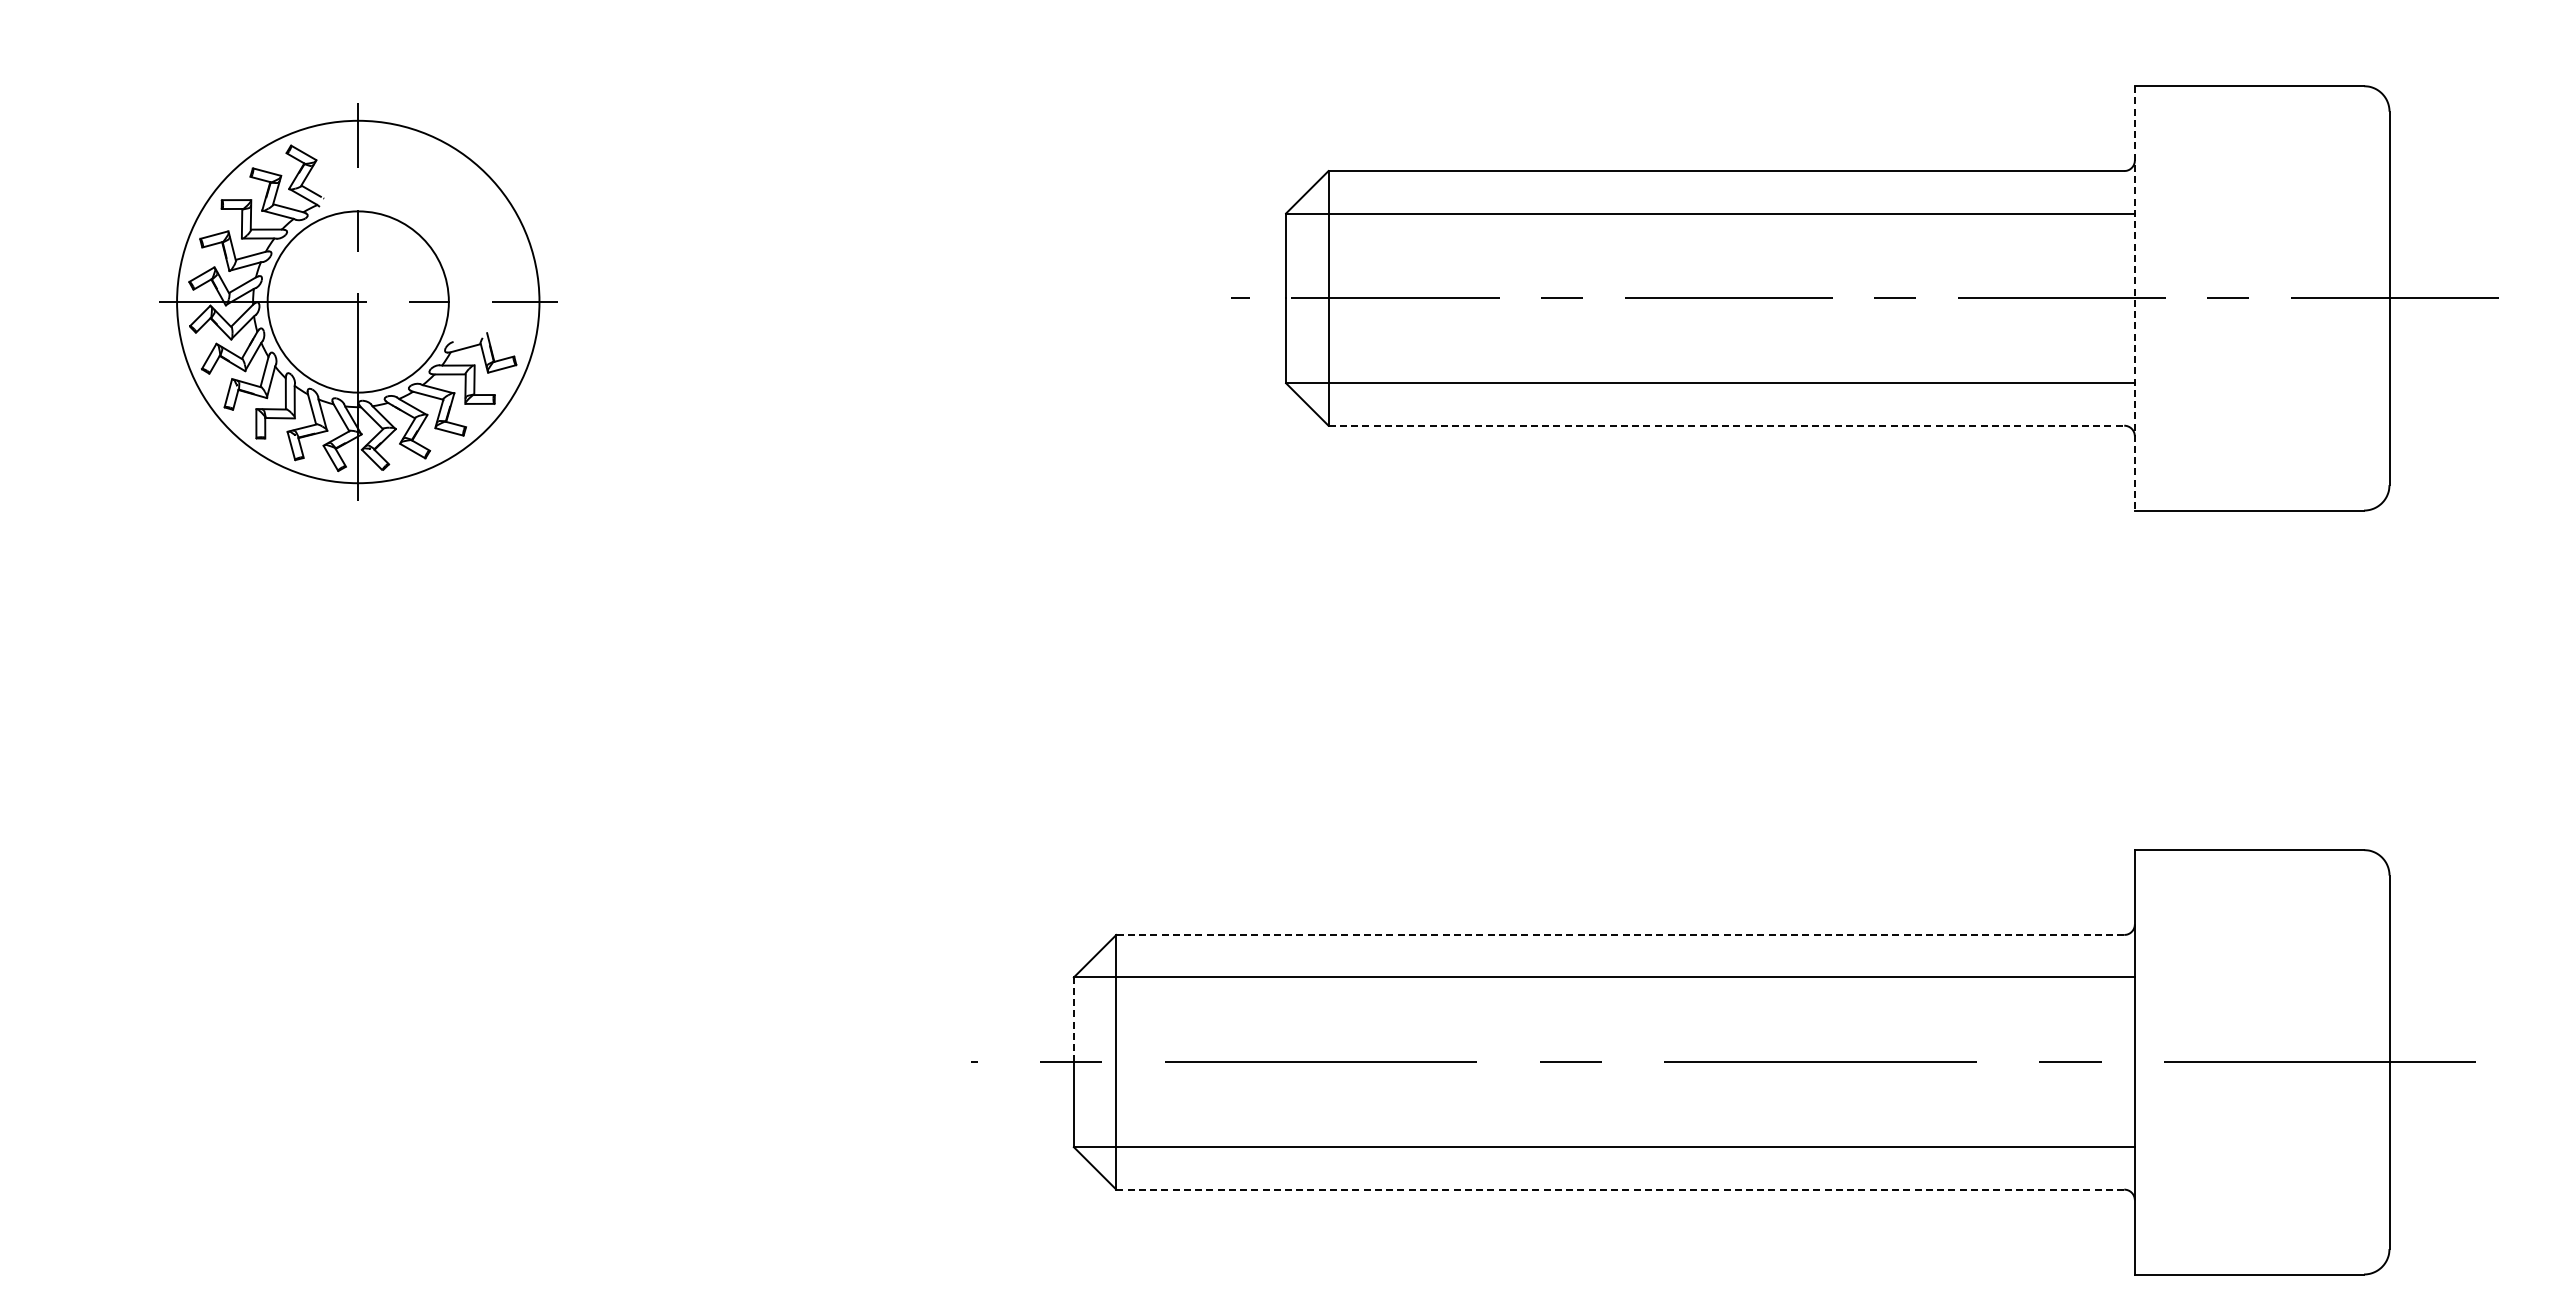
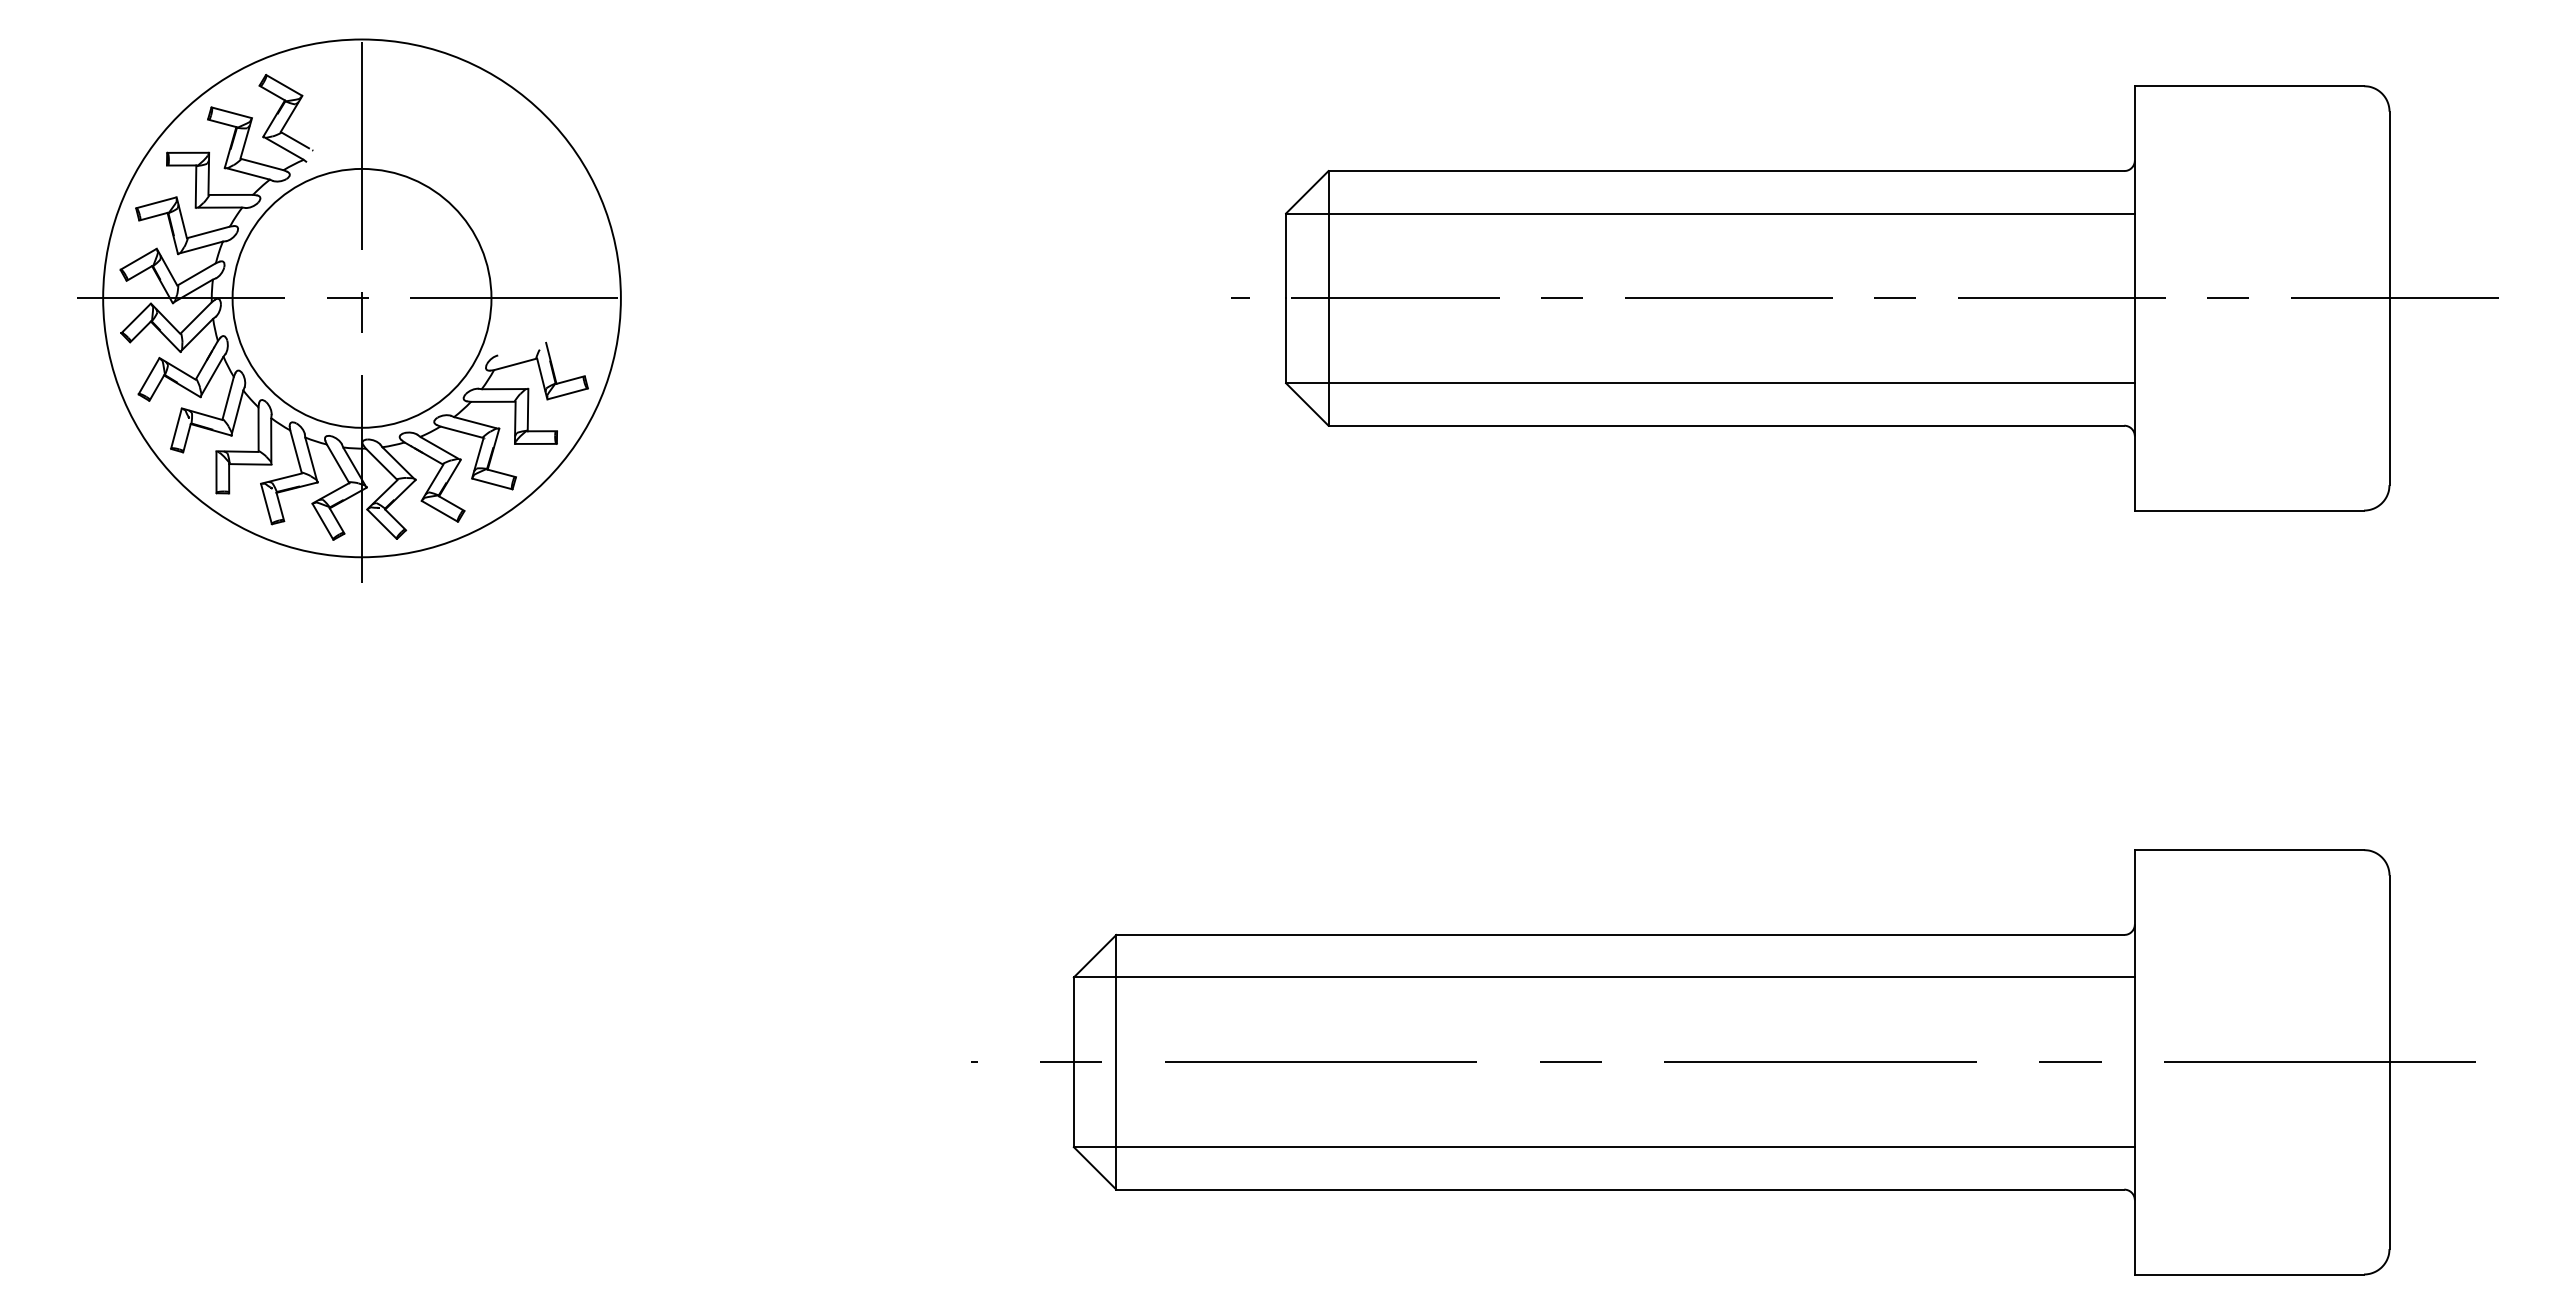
line: dashed -> solid (2134, 298)
part size: 388x388 px -> 545x545 px (349, 310)
line: dashed -> solid (1726, 425)
line: dashed -> solid (1620, 934)
line: dashed -> solid (1073, 1019)
line: dashed -> solid (1620, 1189)
